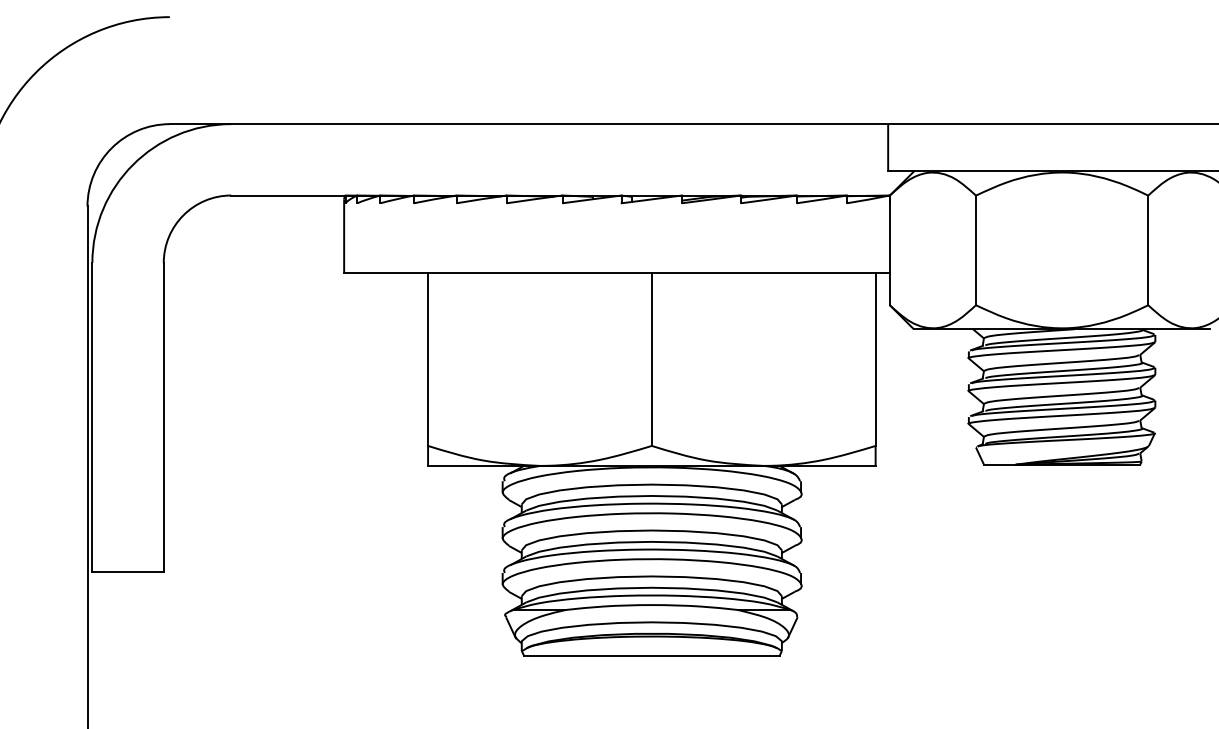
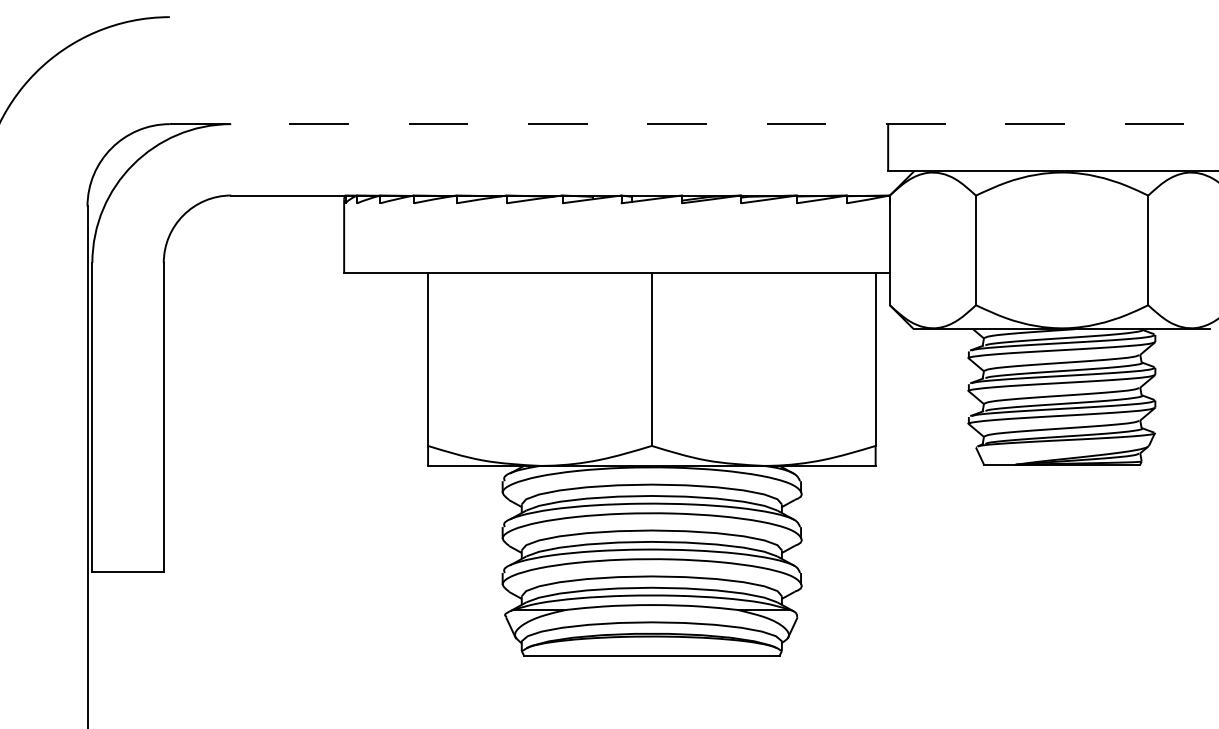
line: solid -> dashed (694, 124)
